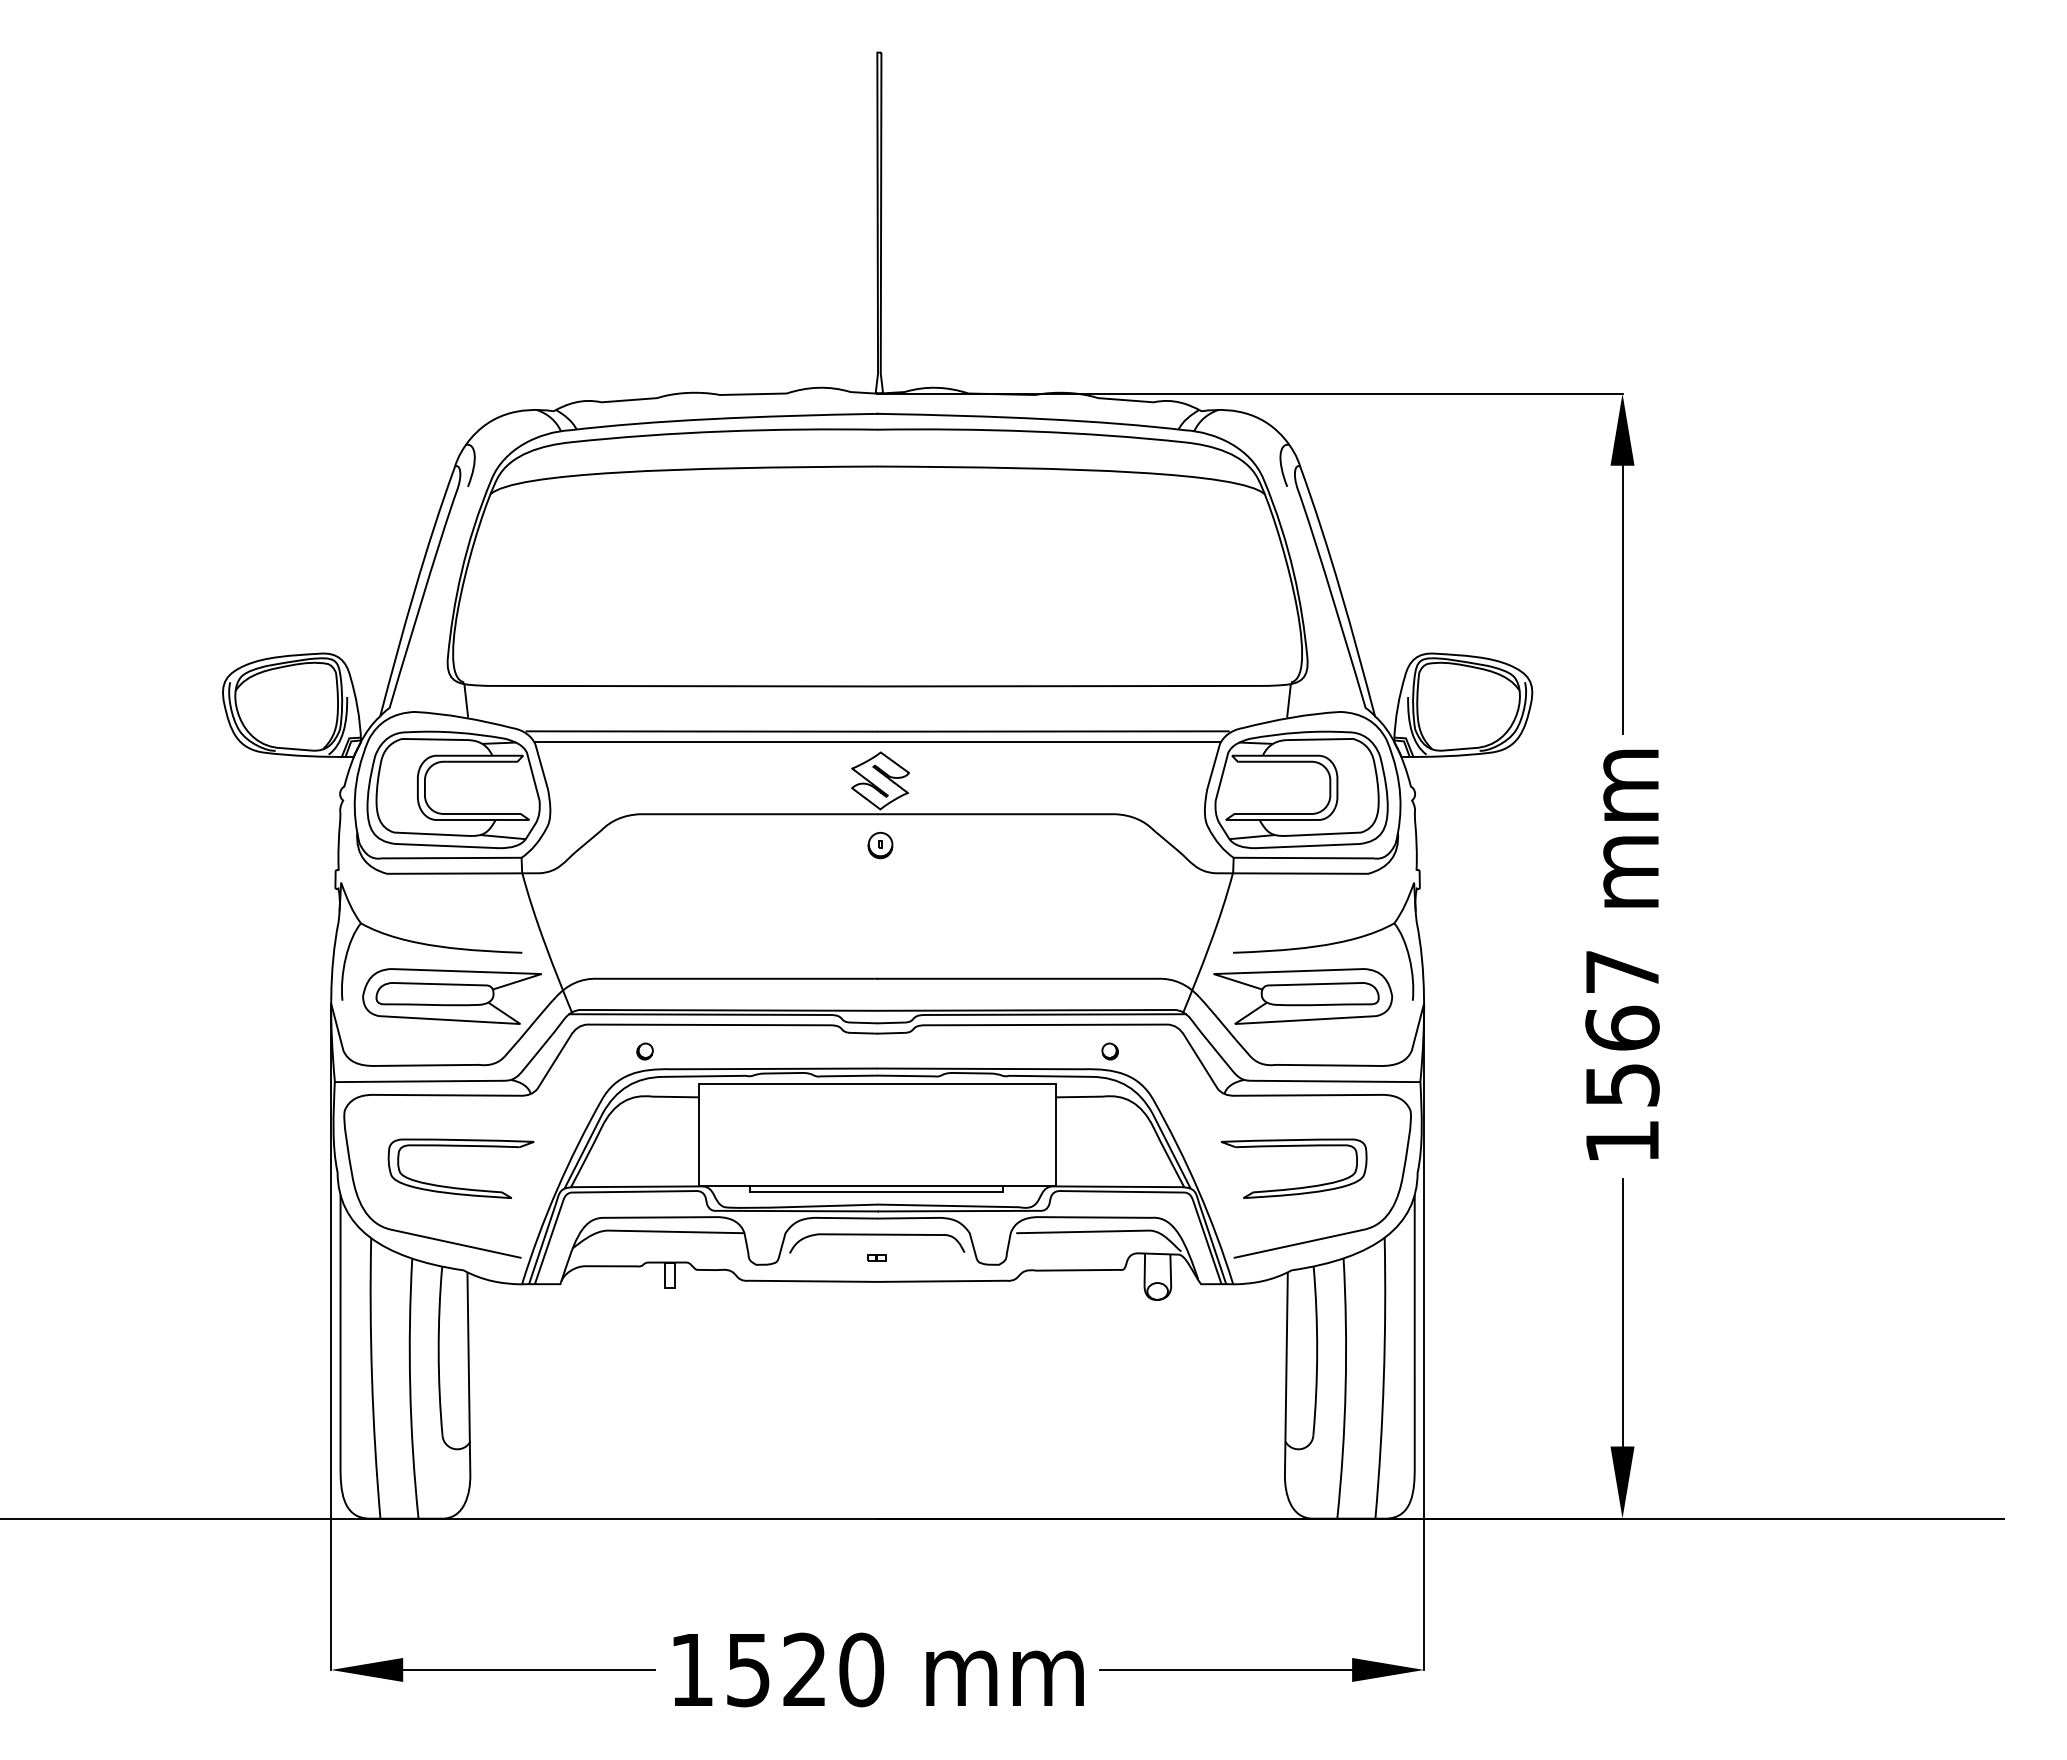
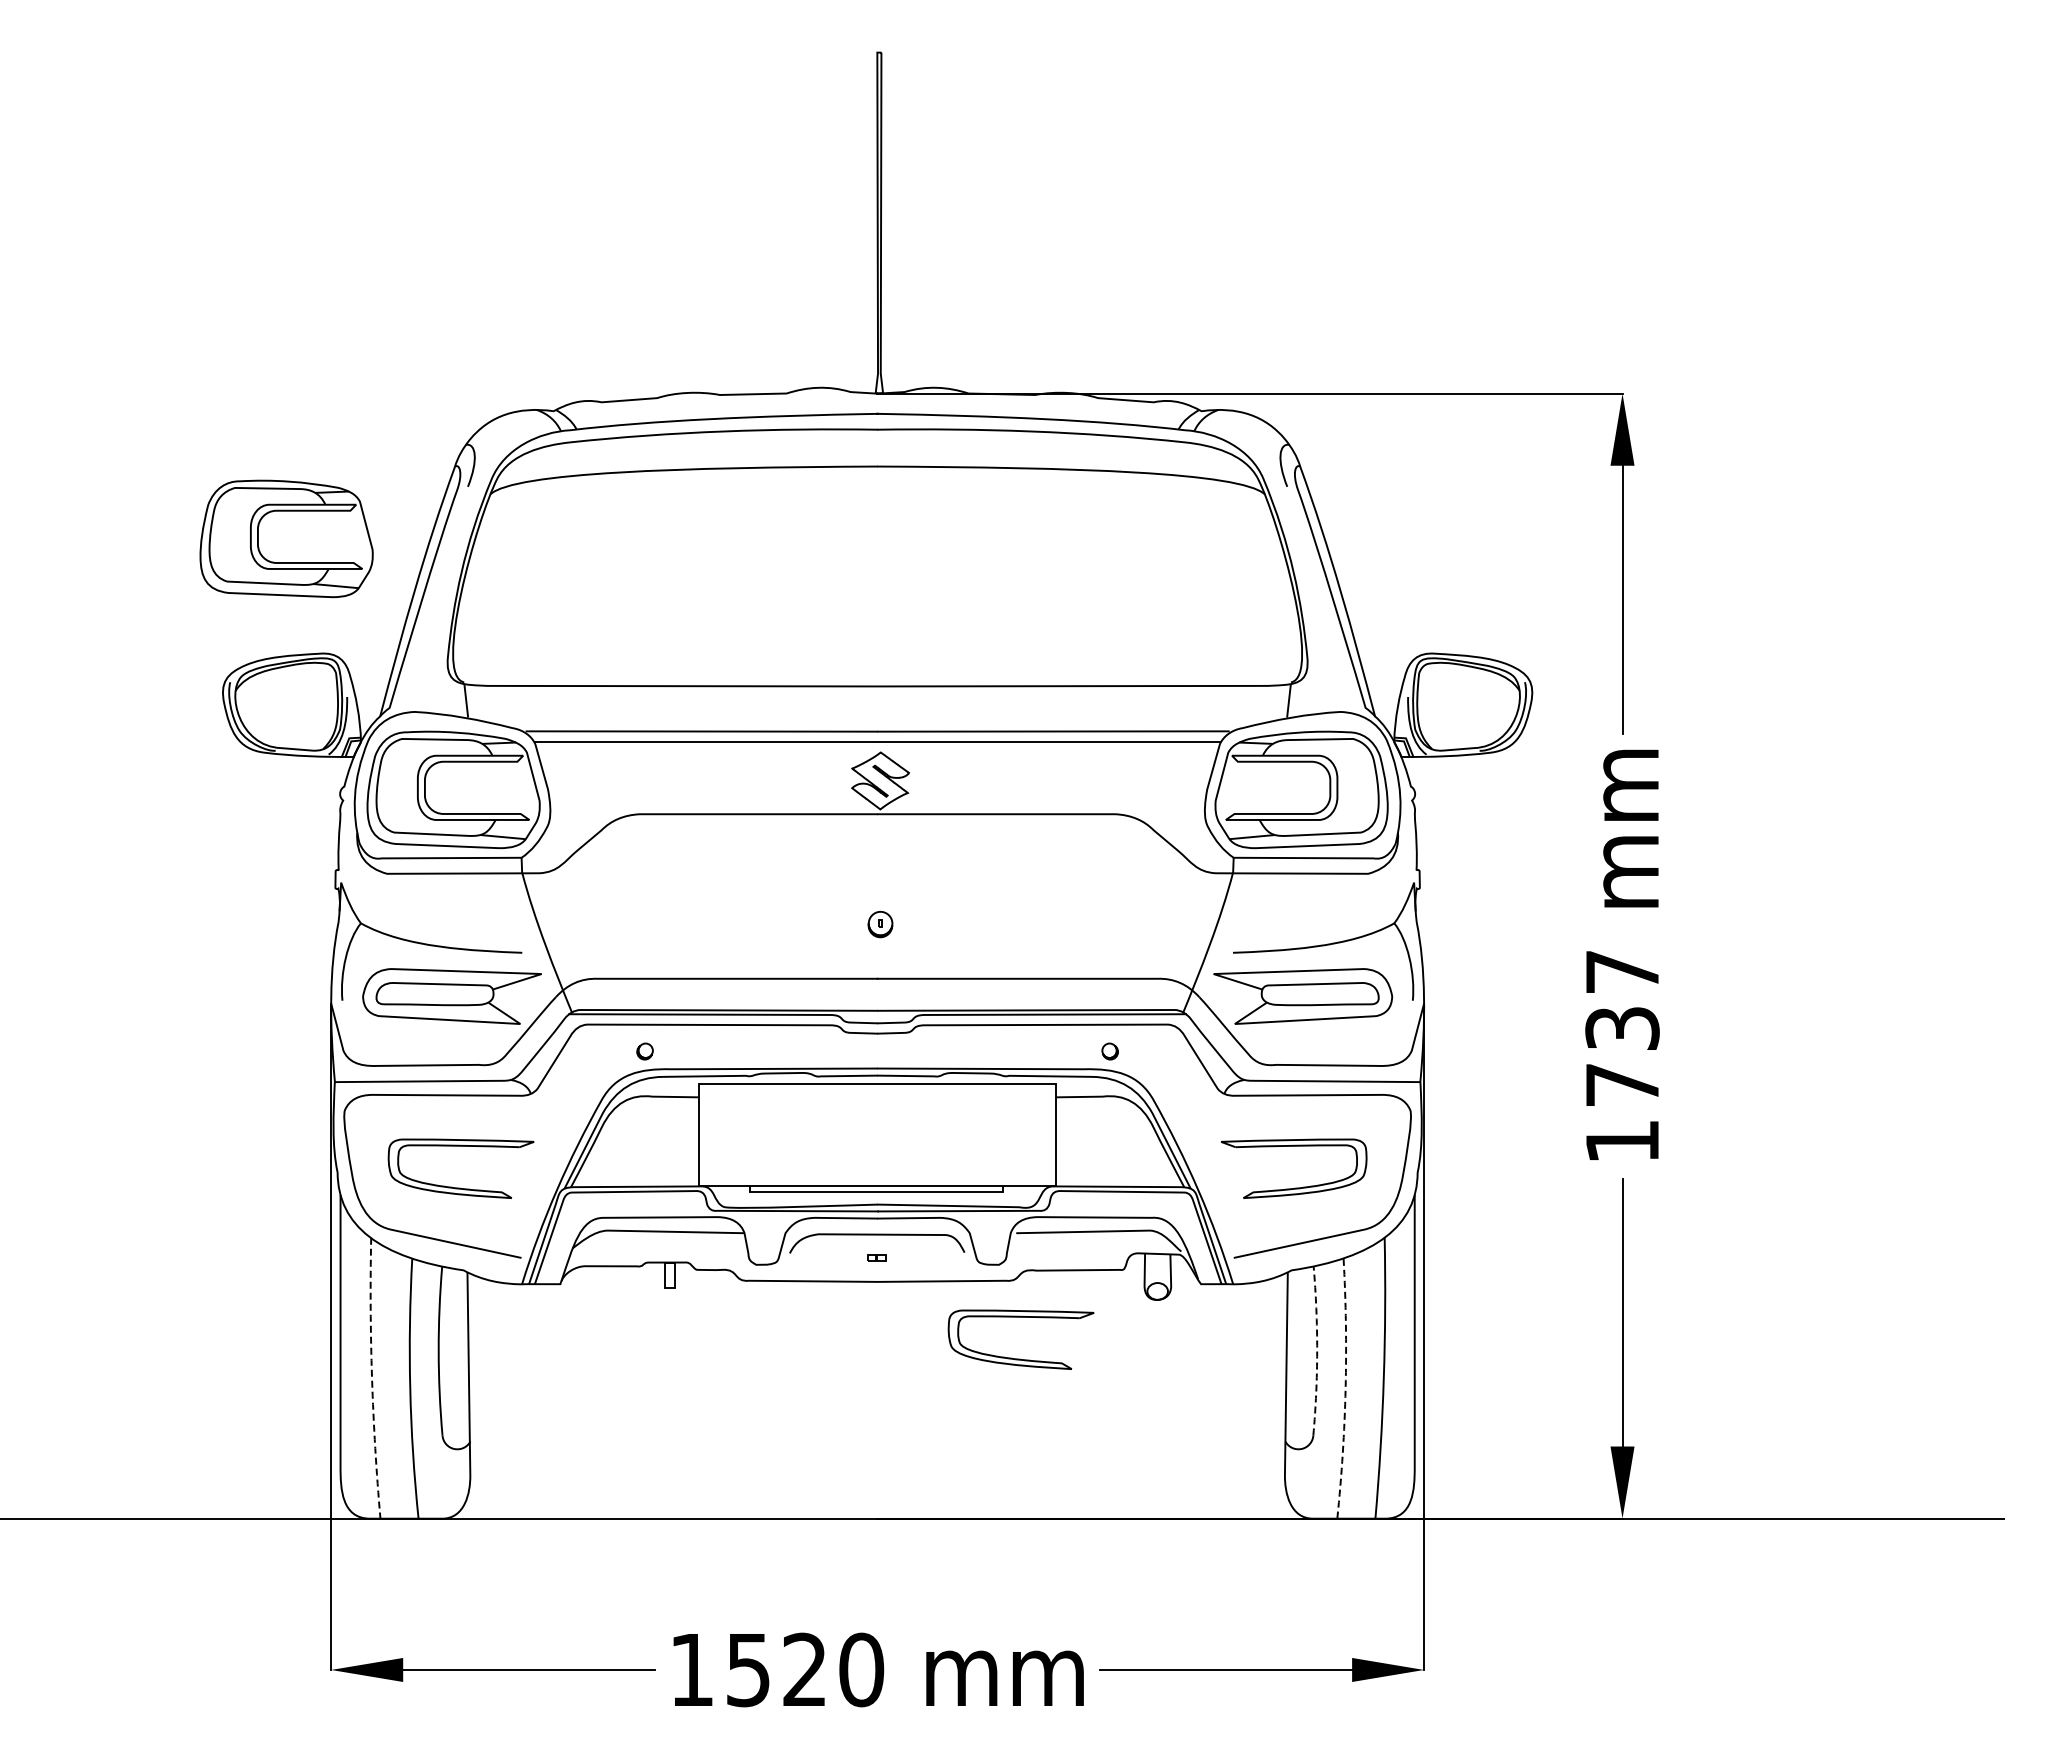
part: none -> present (286, 538)
part position: (880, 845) -> (880, 924) (880, 924)
text: 1567 -> 1737 (1622, 1055)
arc: solid -> dashed (1317, 1350)
part: none -> present (1020, 1358)
arc: solid -> dashed (372, 1378)
arc: solid -> dashed (1345, 1388)
